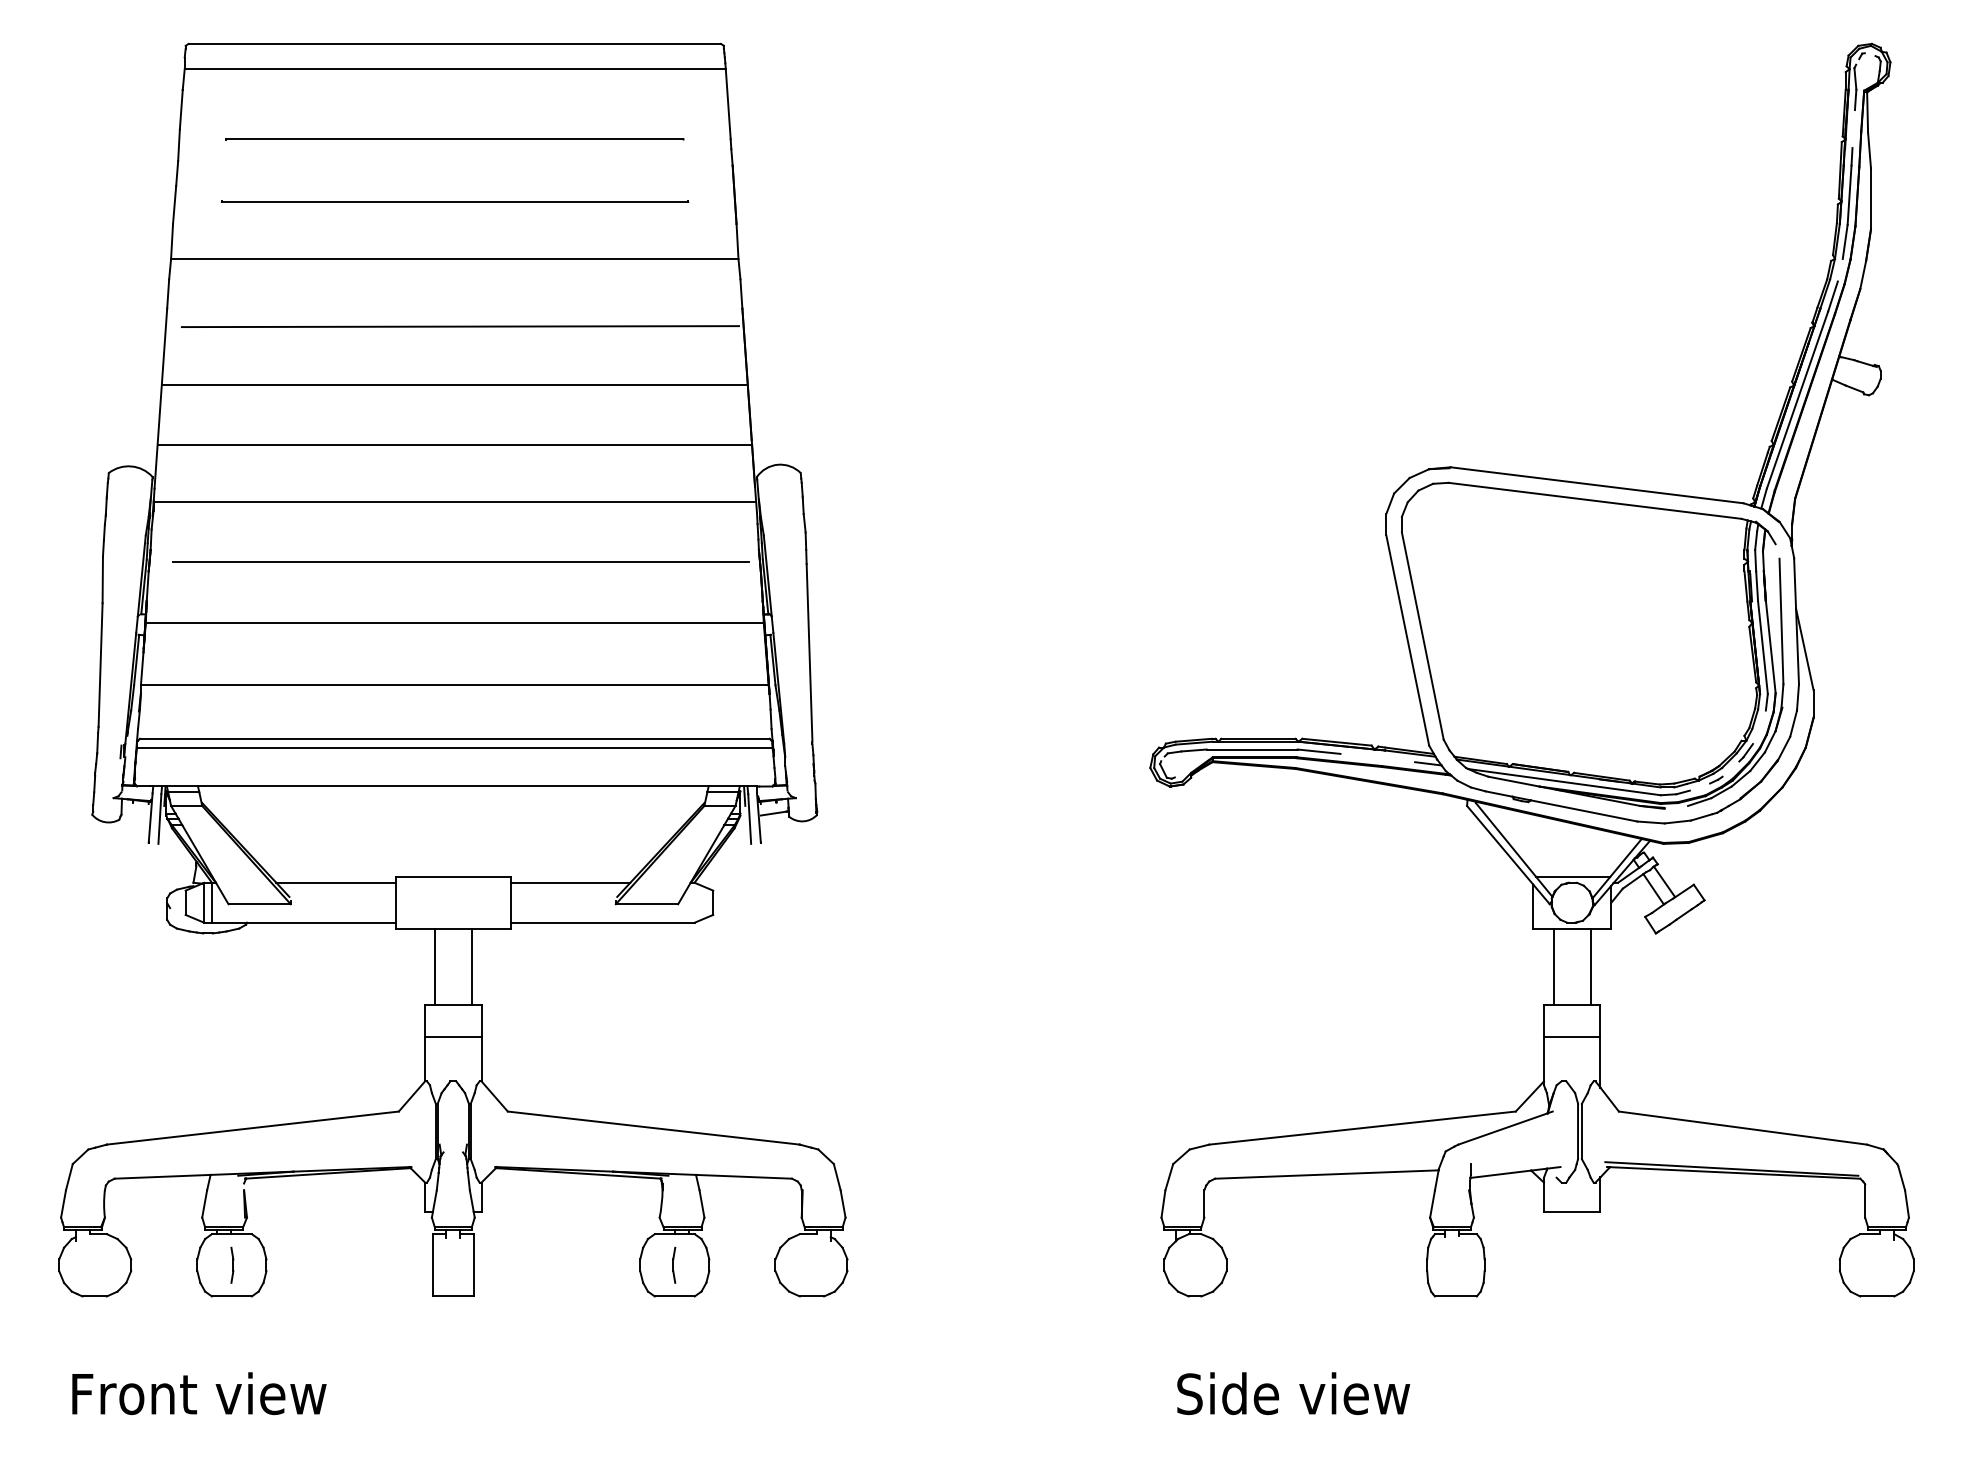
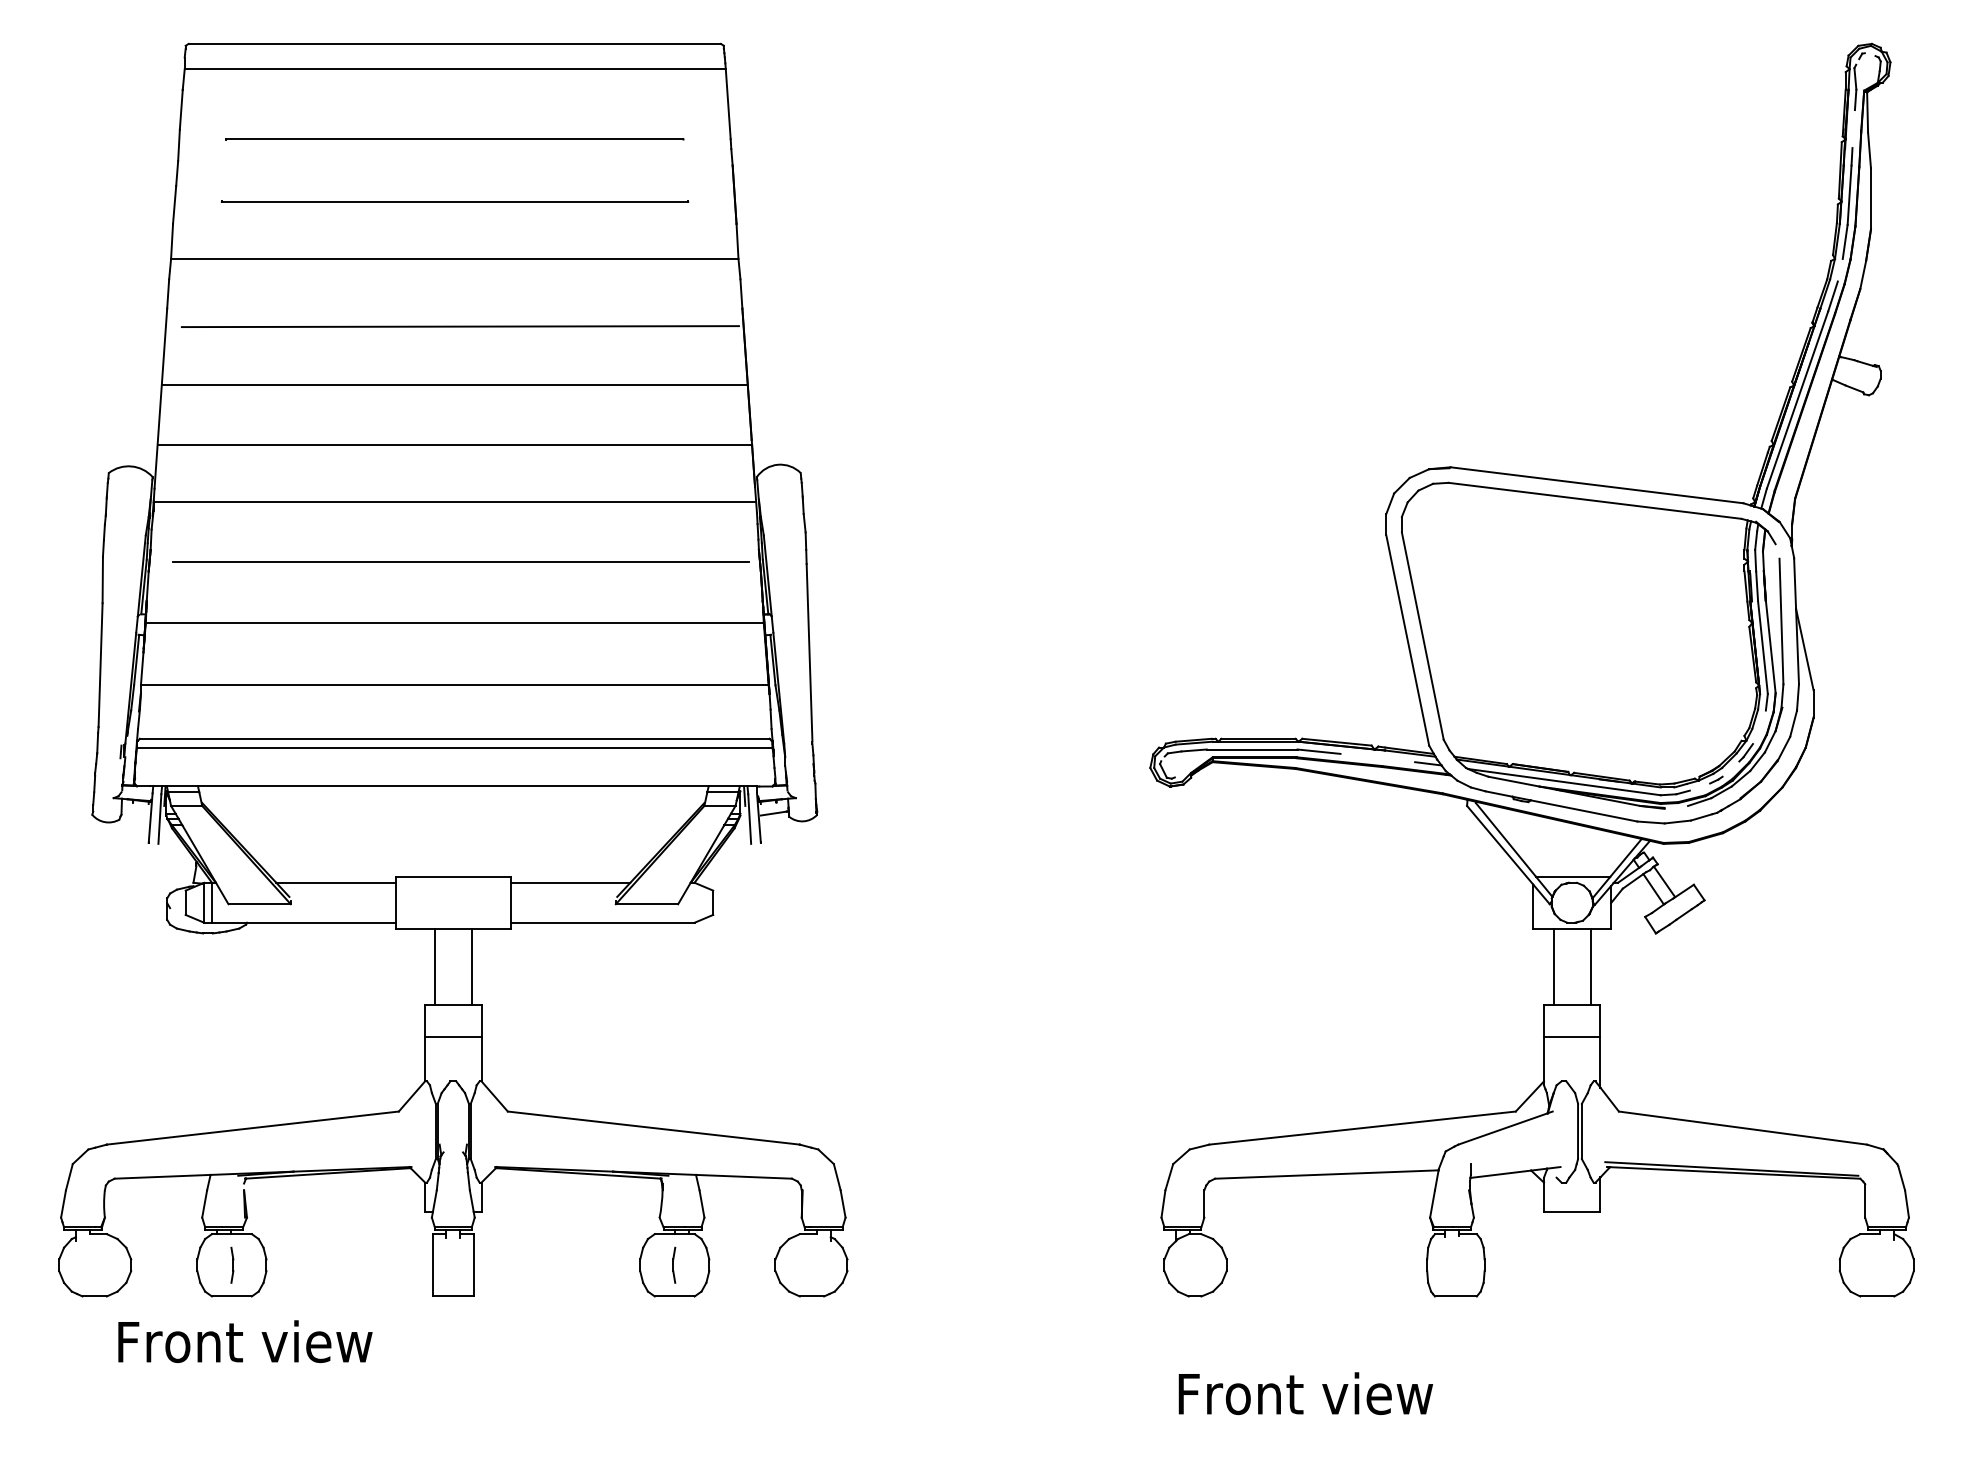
text position: (199, 1393) -> (245, 1341) (245, 1341)
text: Side view -> Front view (1305, 1393)
